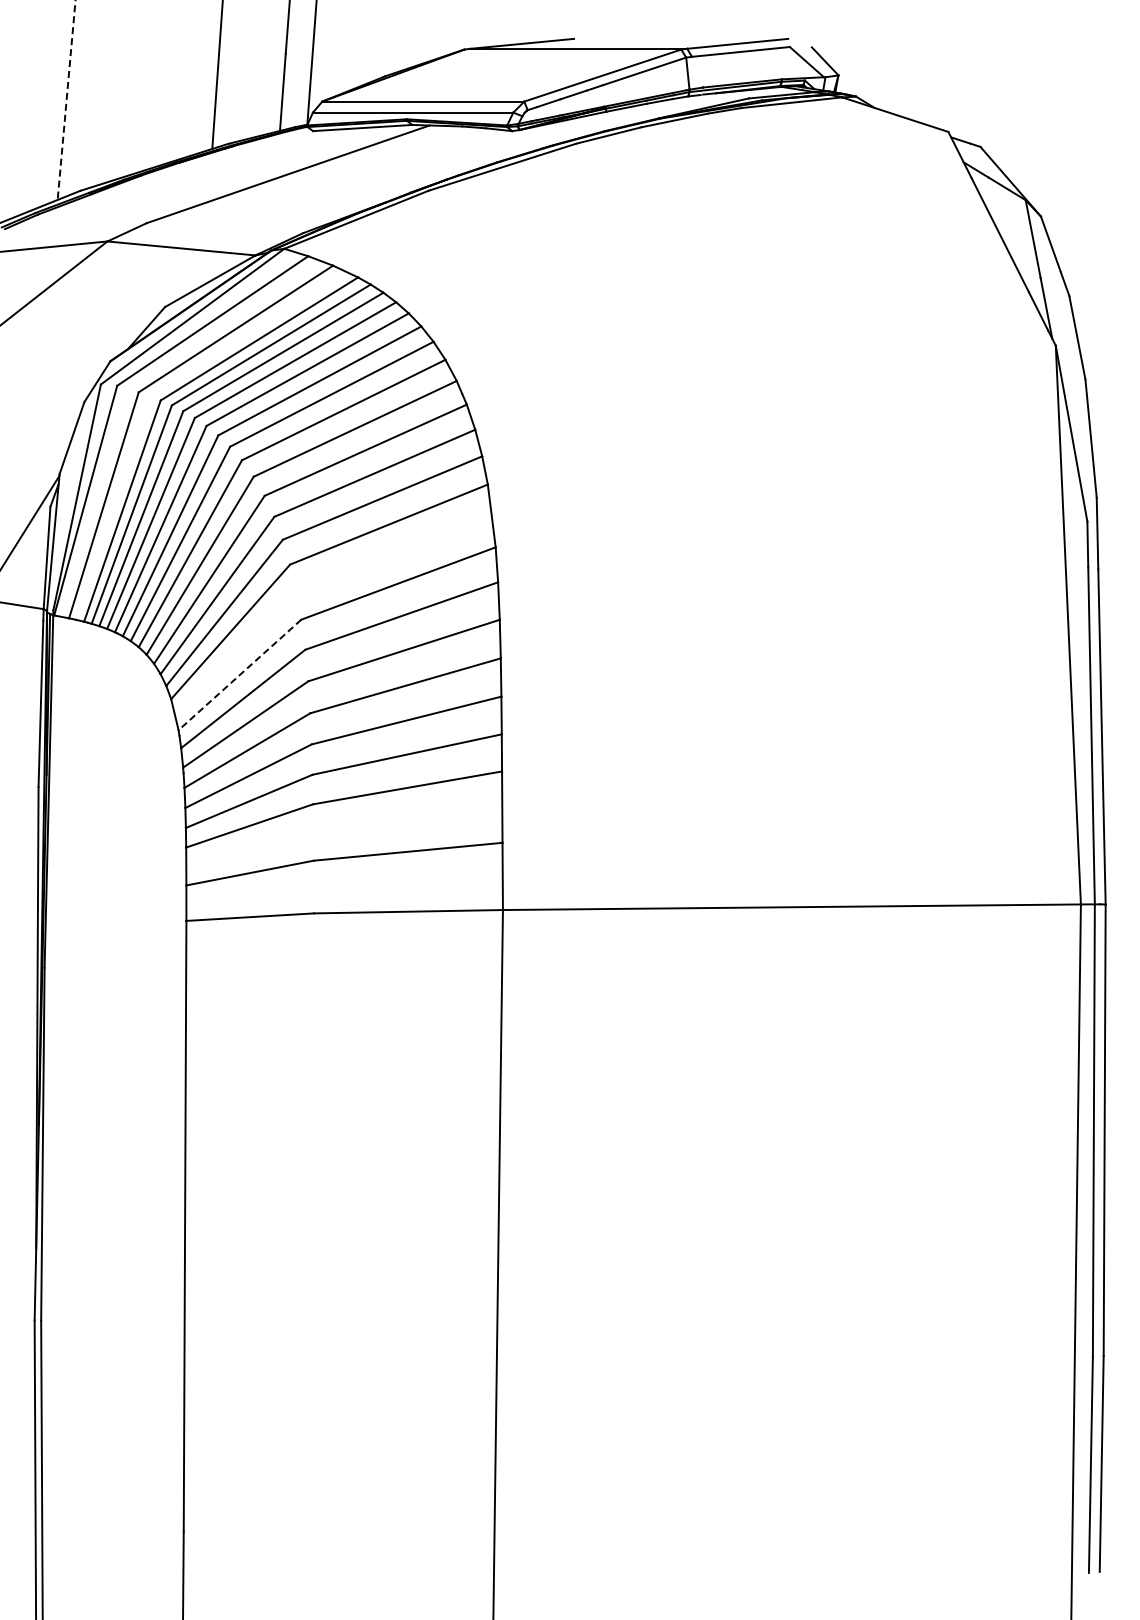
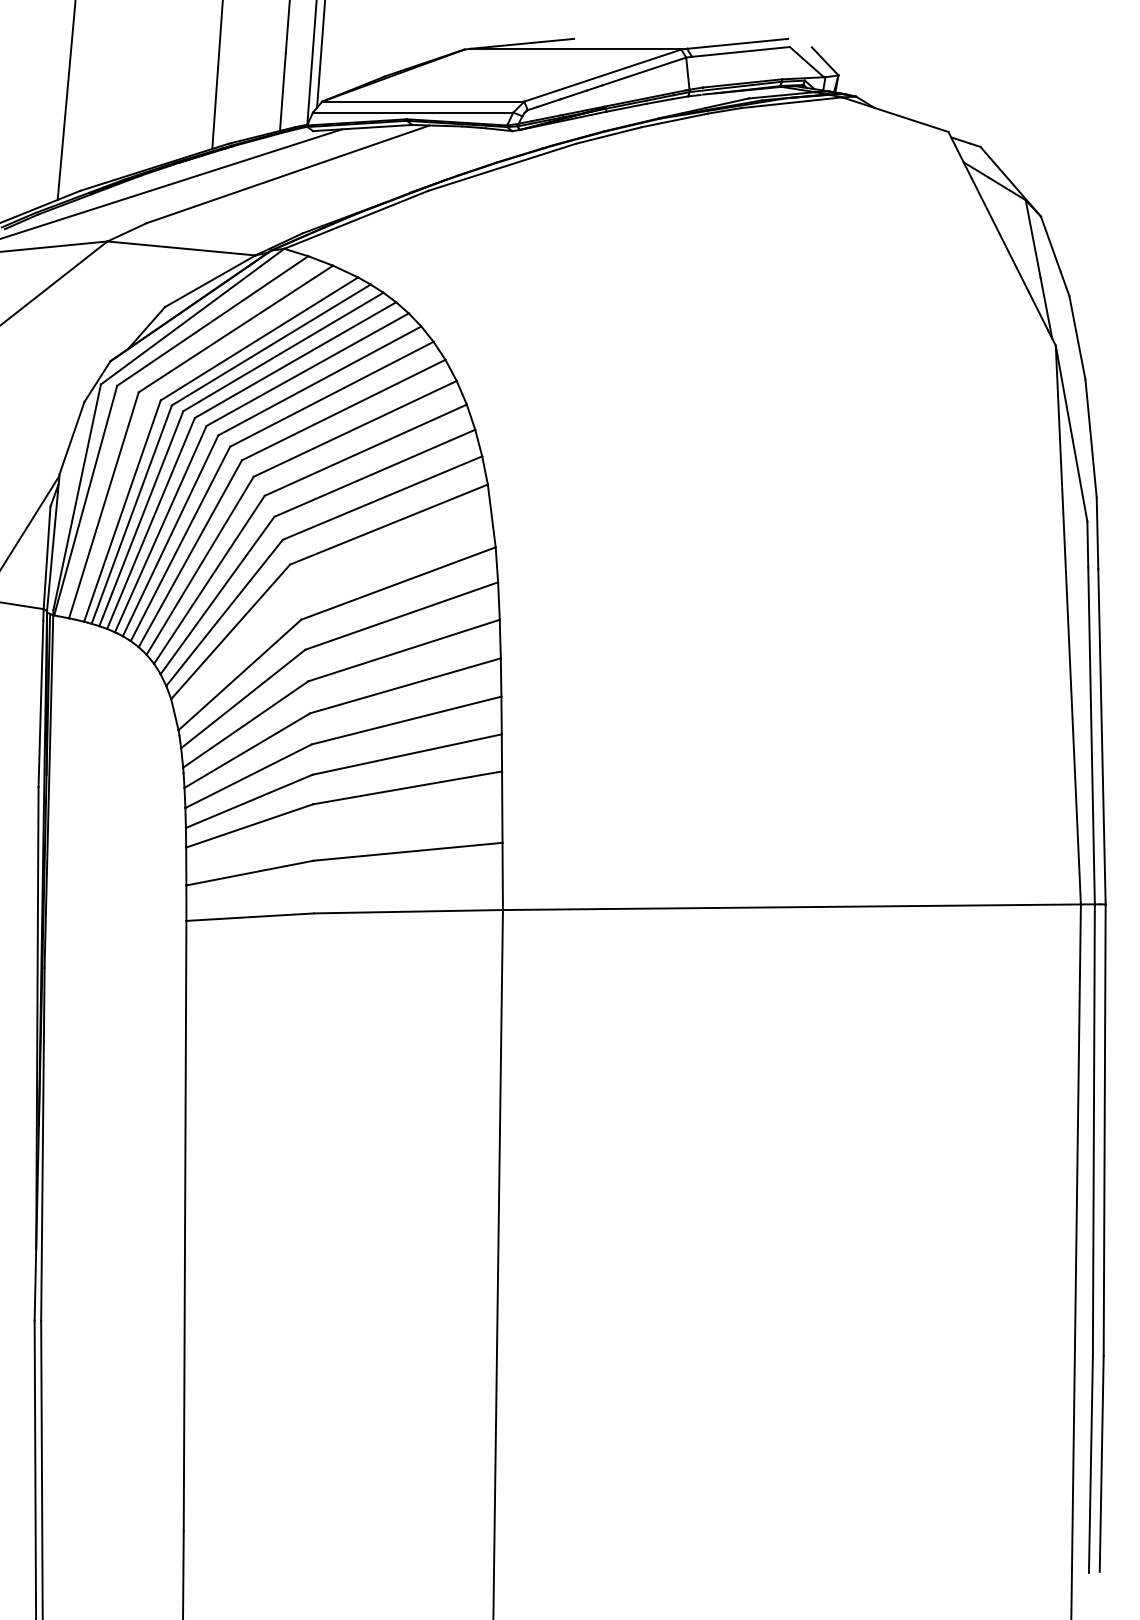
line: none -> present (320, 54)
line: dashed -> solid (66, 100)
line: none -> present (172, 183)
line: dashed -> solid (239, 674)
